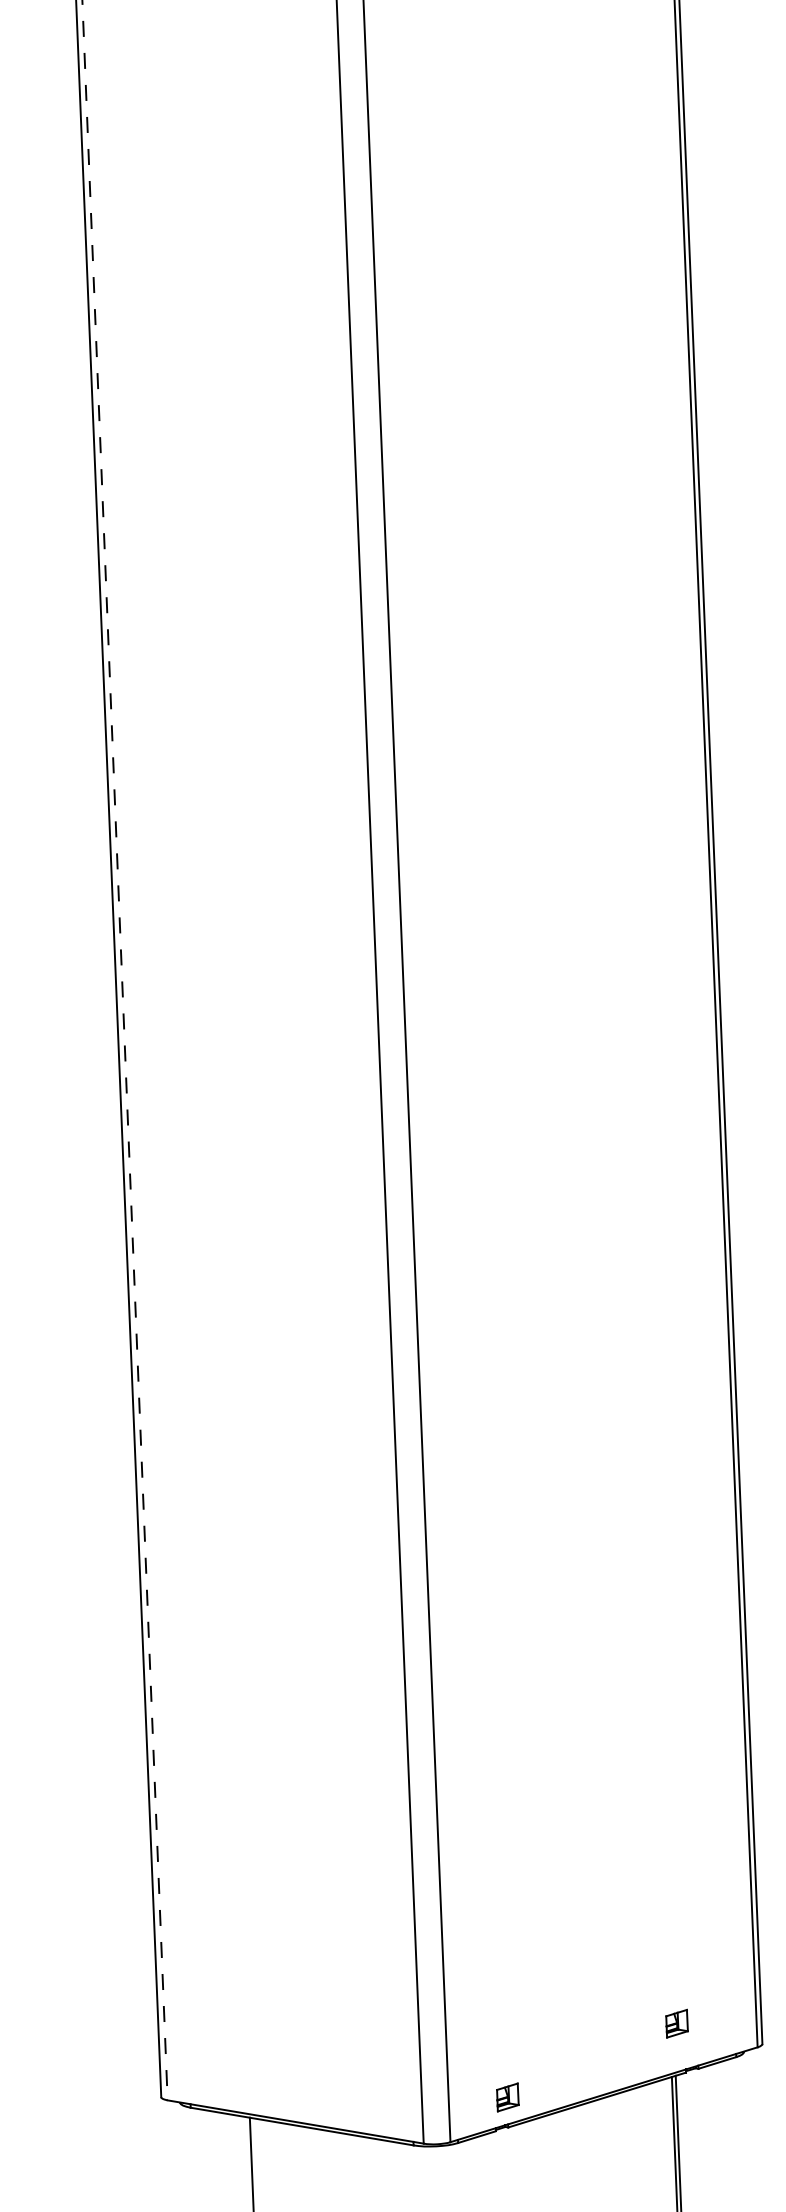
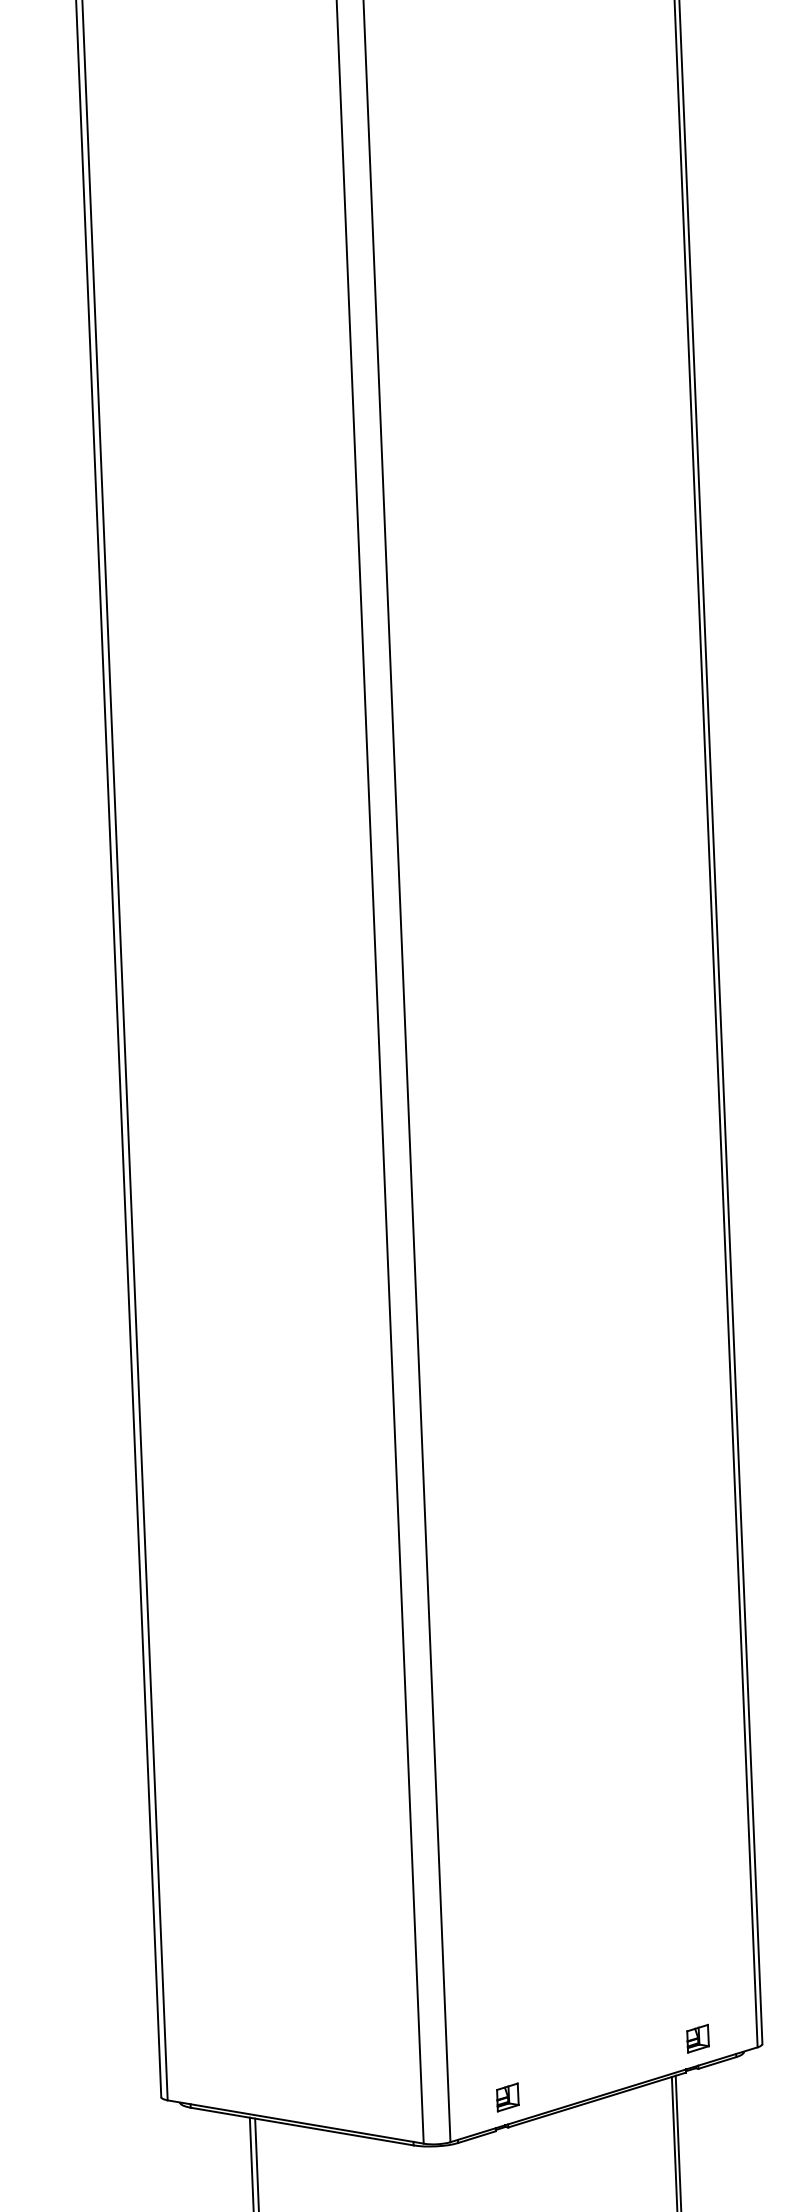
line: dashed -> solid (125, 1050)
part position: (676, 2023) -> (697, 2038) (697, 2038)
line: none -> present (256, 2163)
